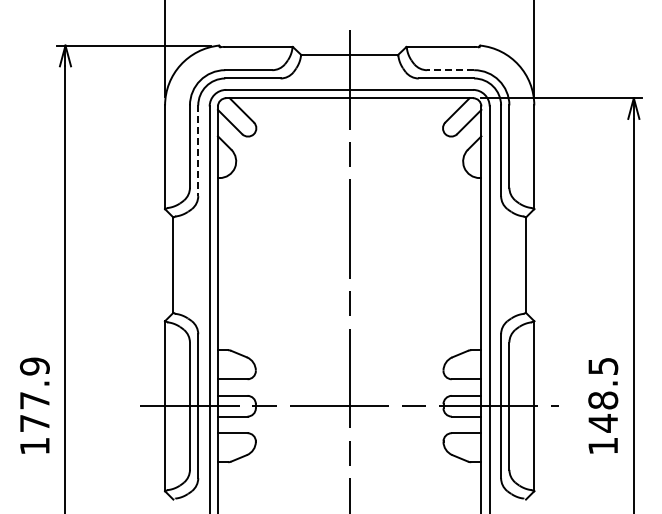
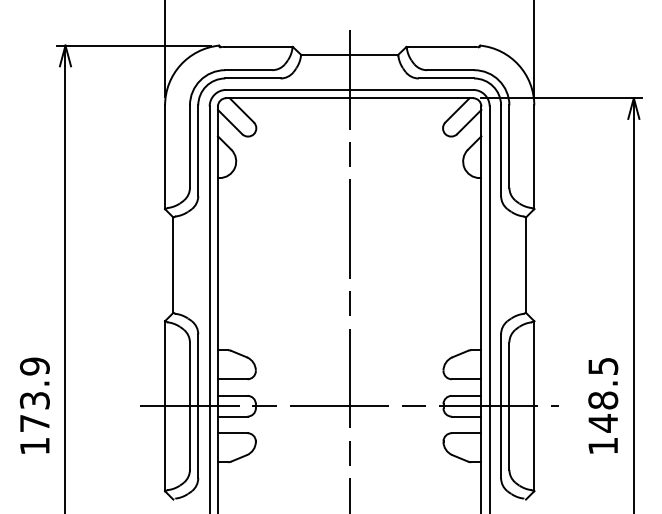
line: dashed -> solid (450, 70)
line: dashed -> solid (198, 151)
text: 177.9 -> 173.9 (34, 400)
